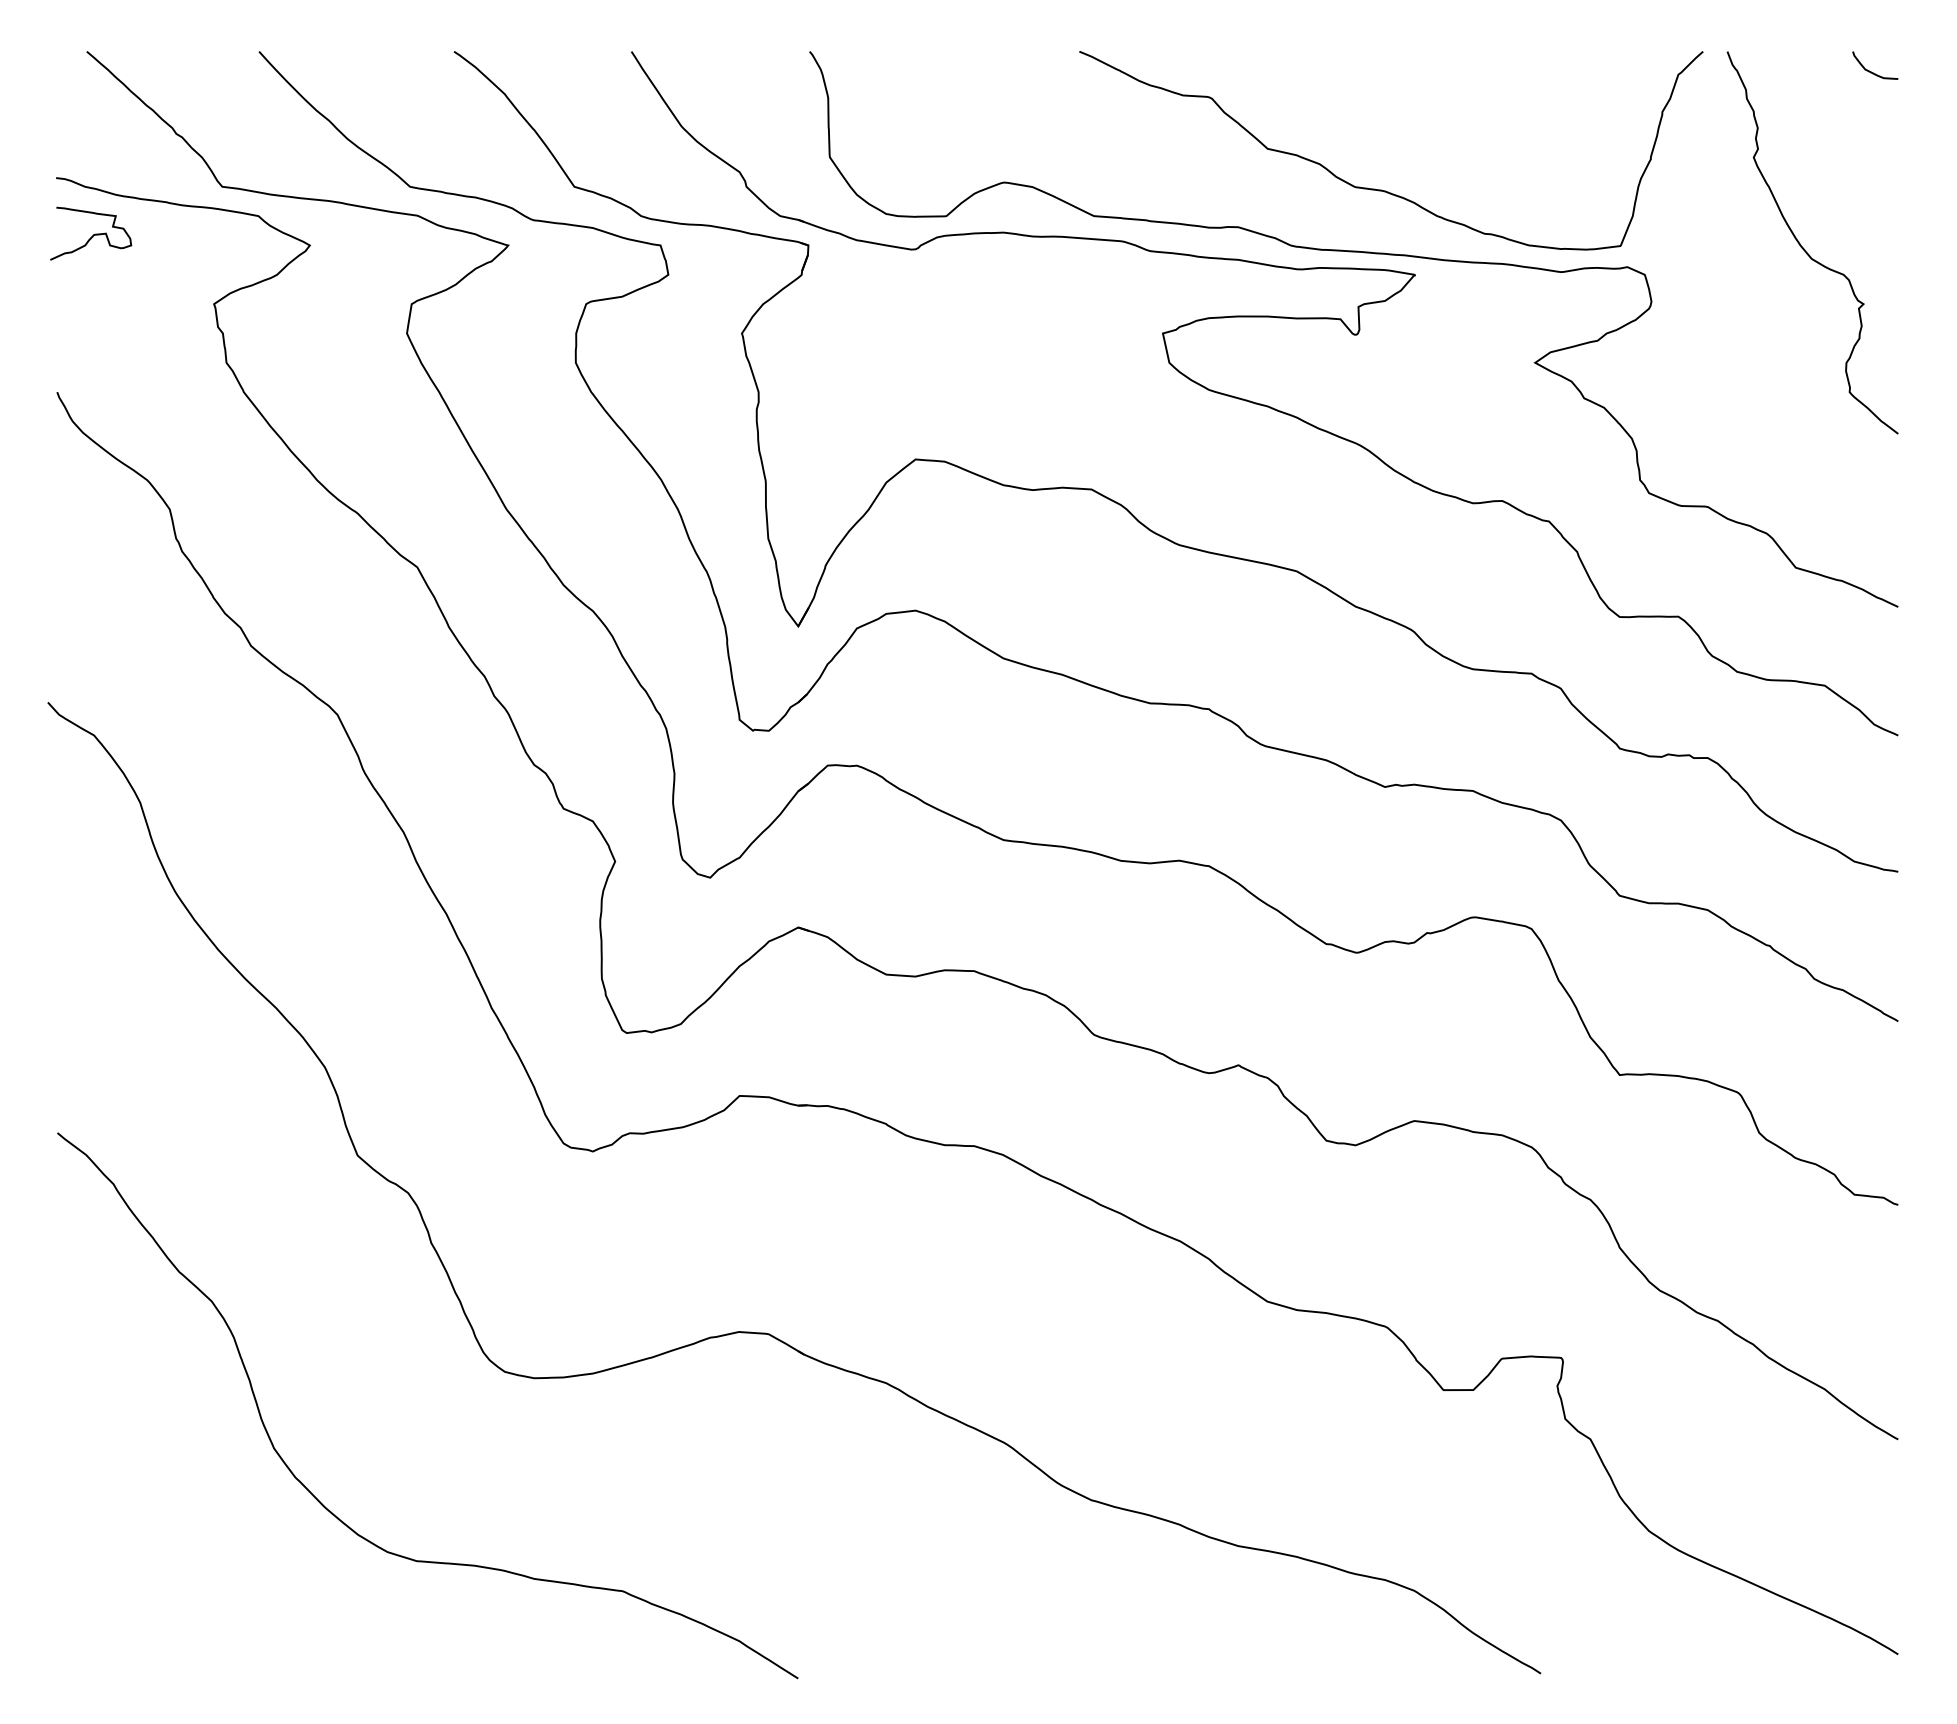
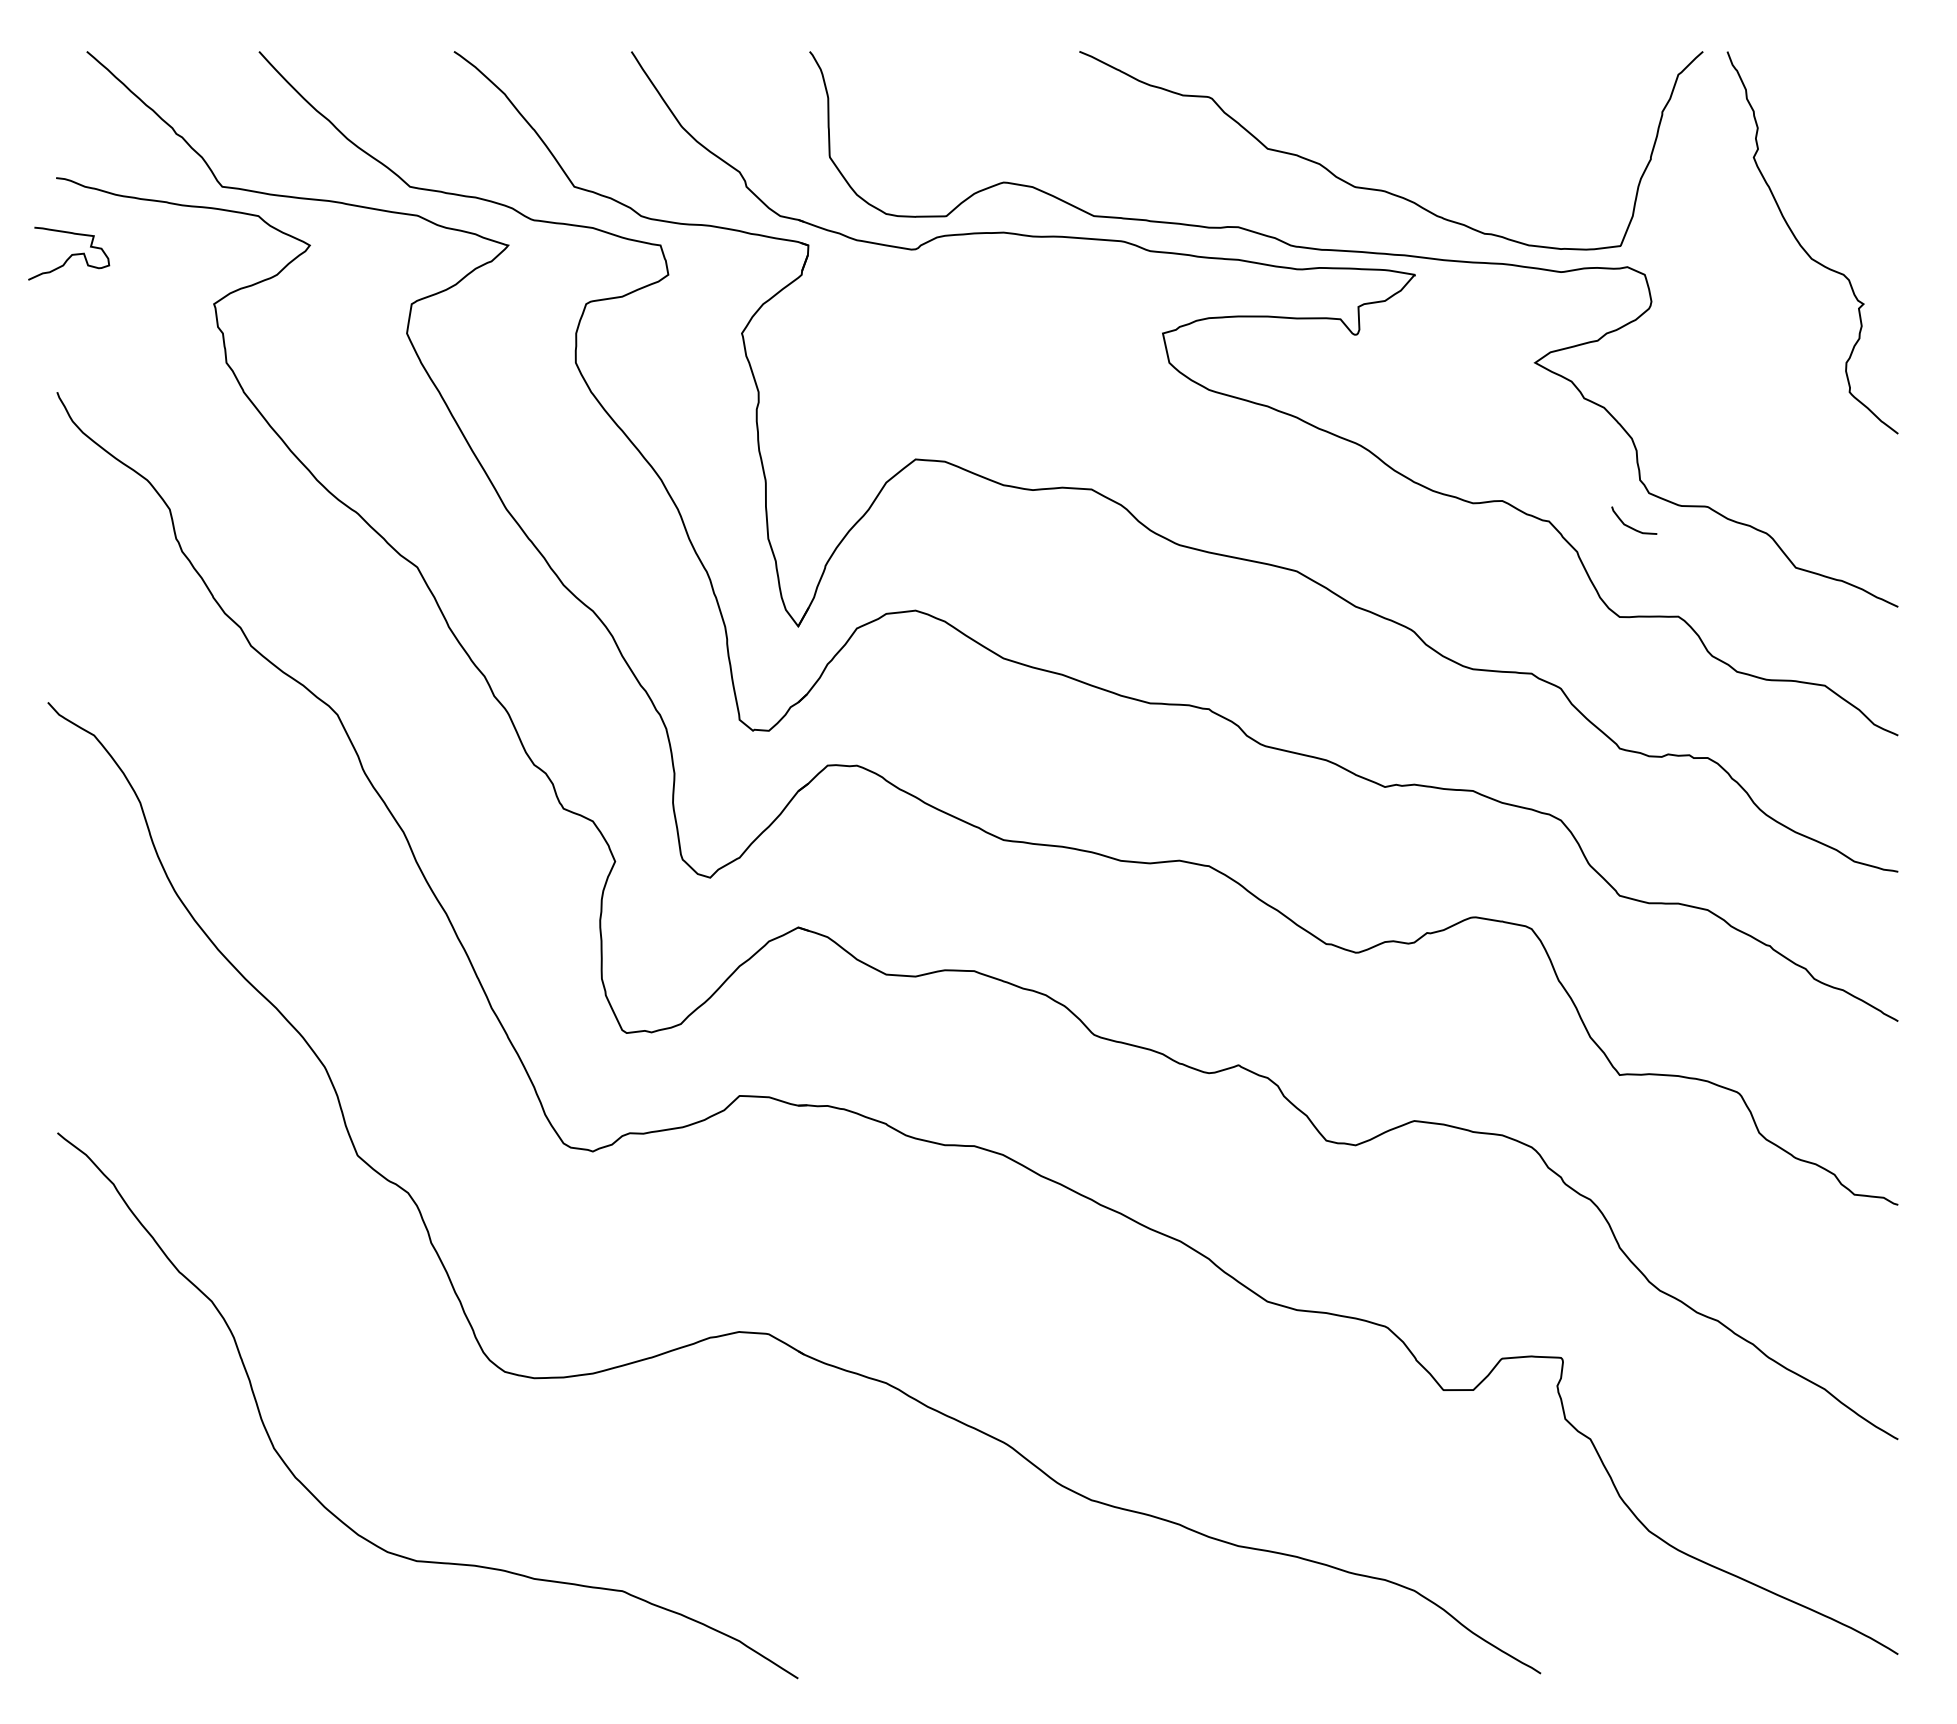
curve position: (1871, 71) -> (1630, 526) (1630, 526)
curve position: (93, 234) -> (71, 254) (71, 254)
